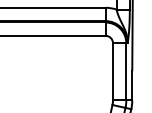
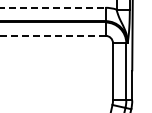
line: solid -> dashed (53, 7)
line: solid -> dashed (52, 35)
